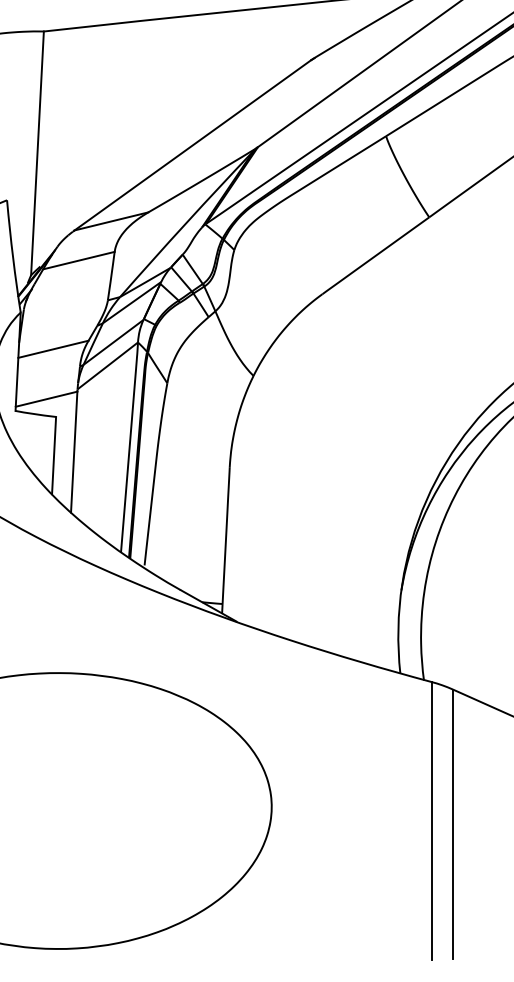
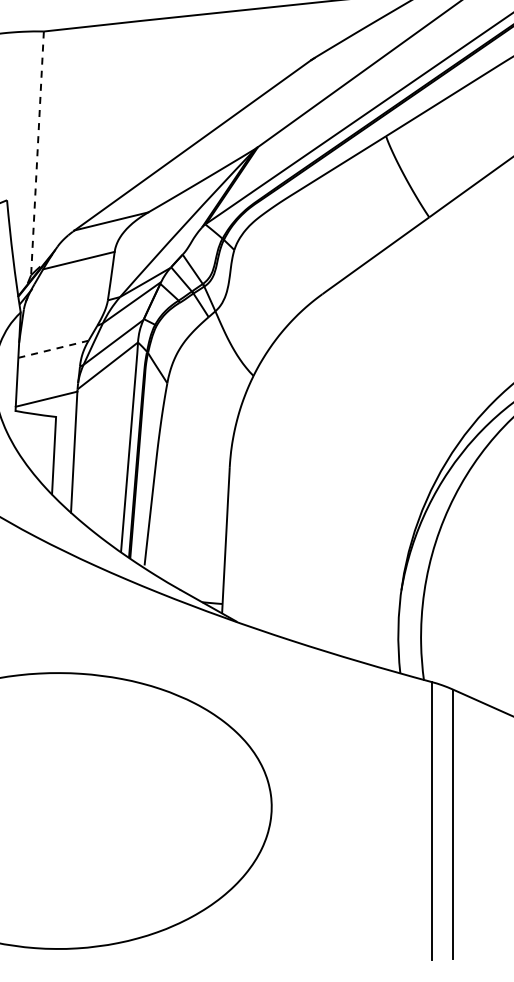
line: solid -> dashed (37, 153)
line: solid -> dashed (53, 349)
